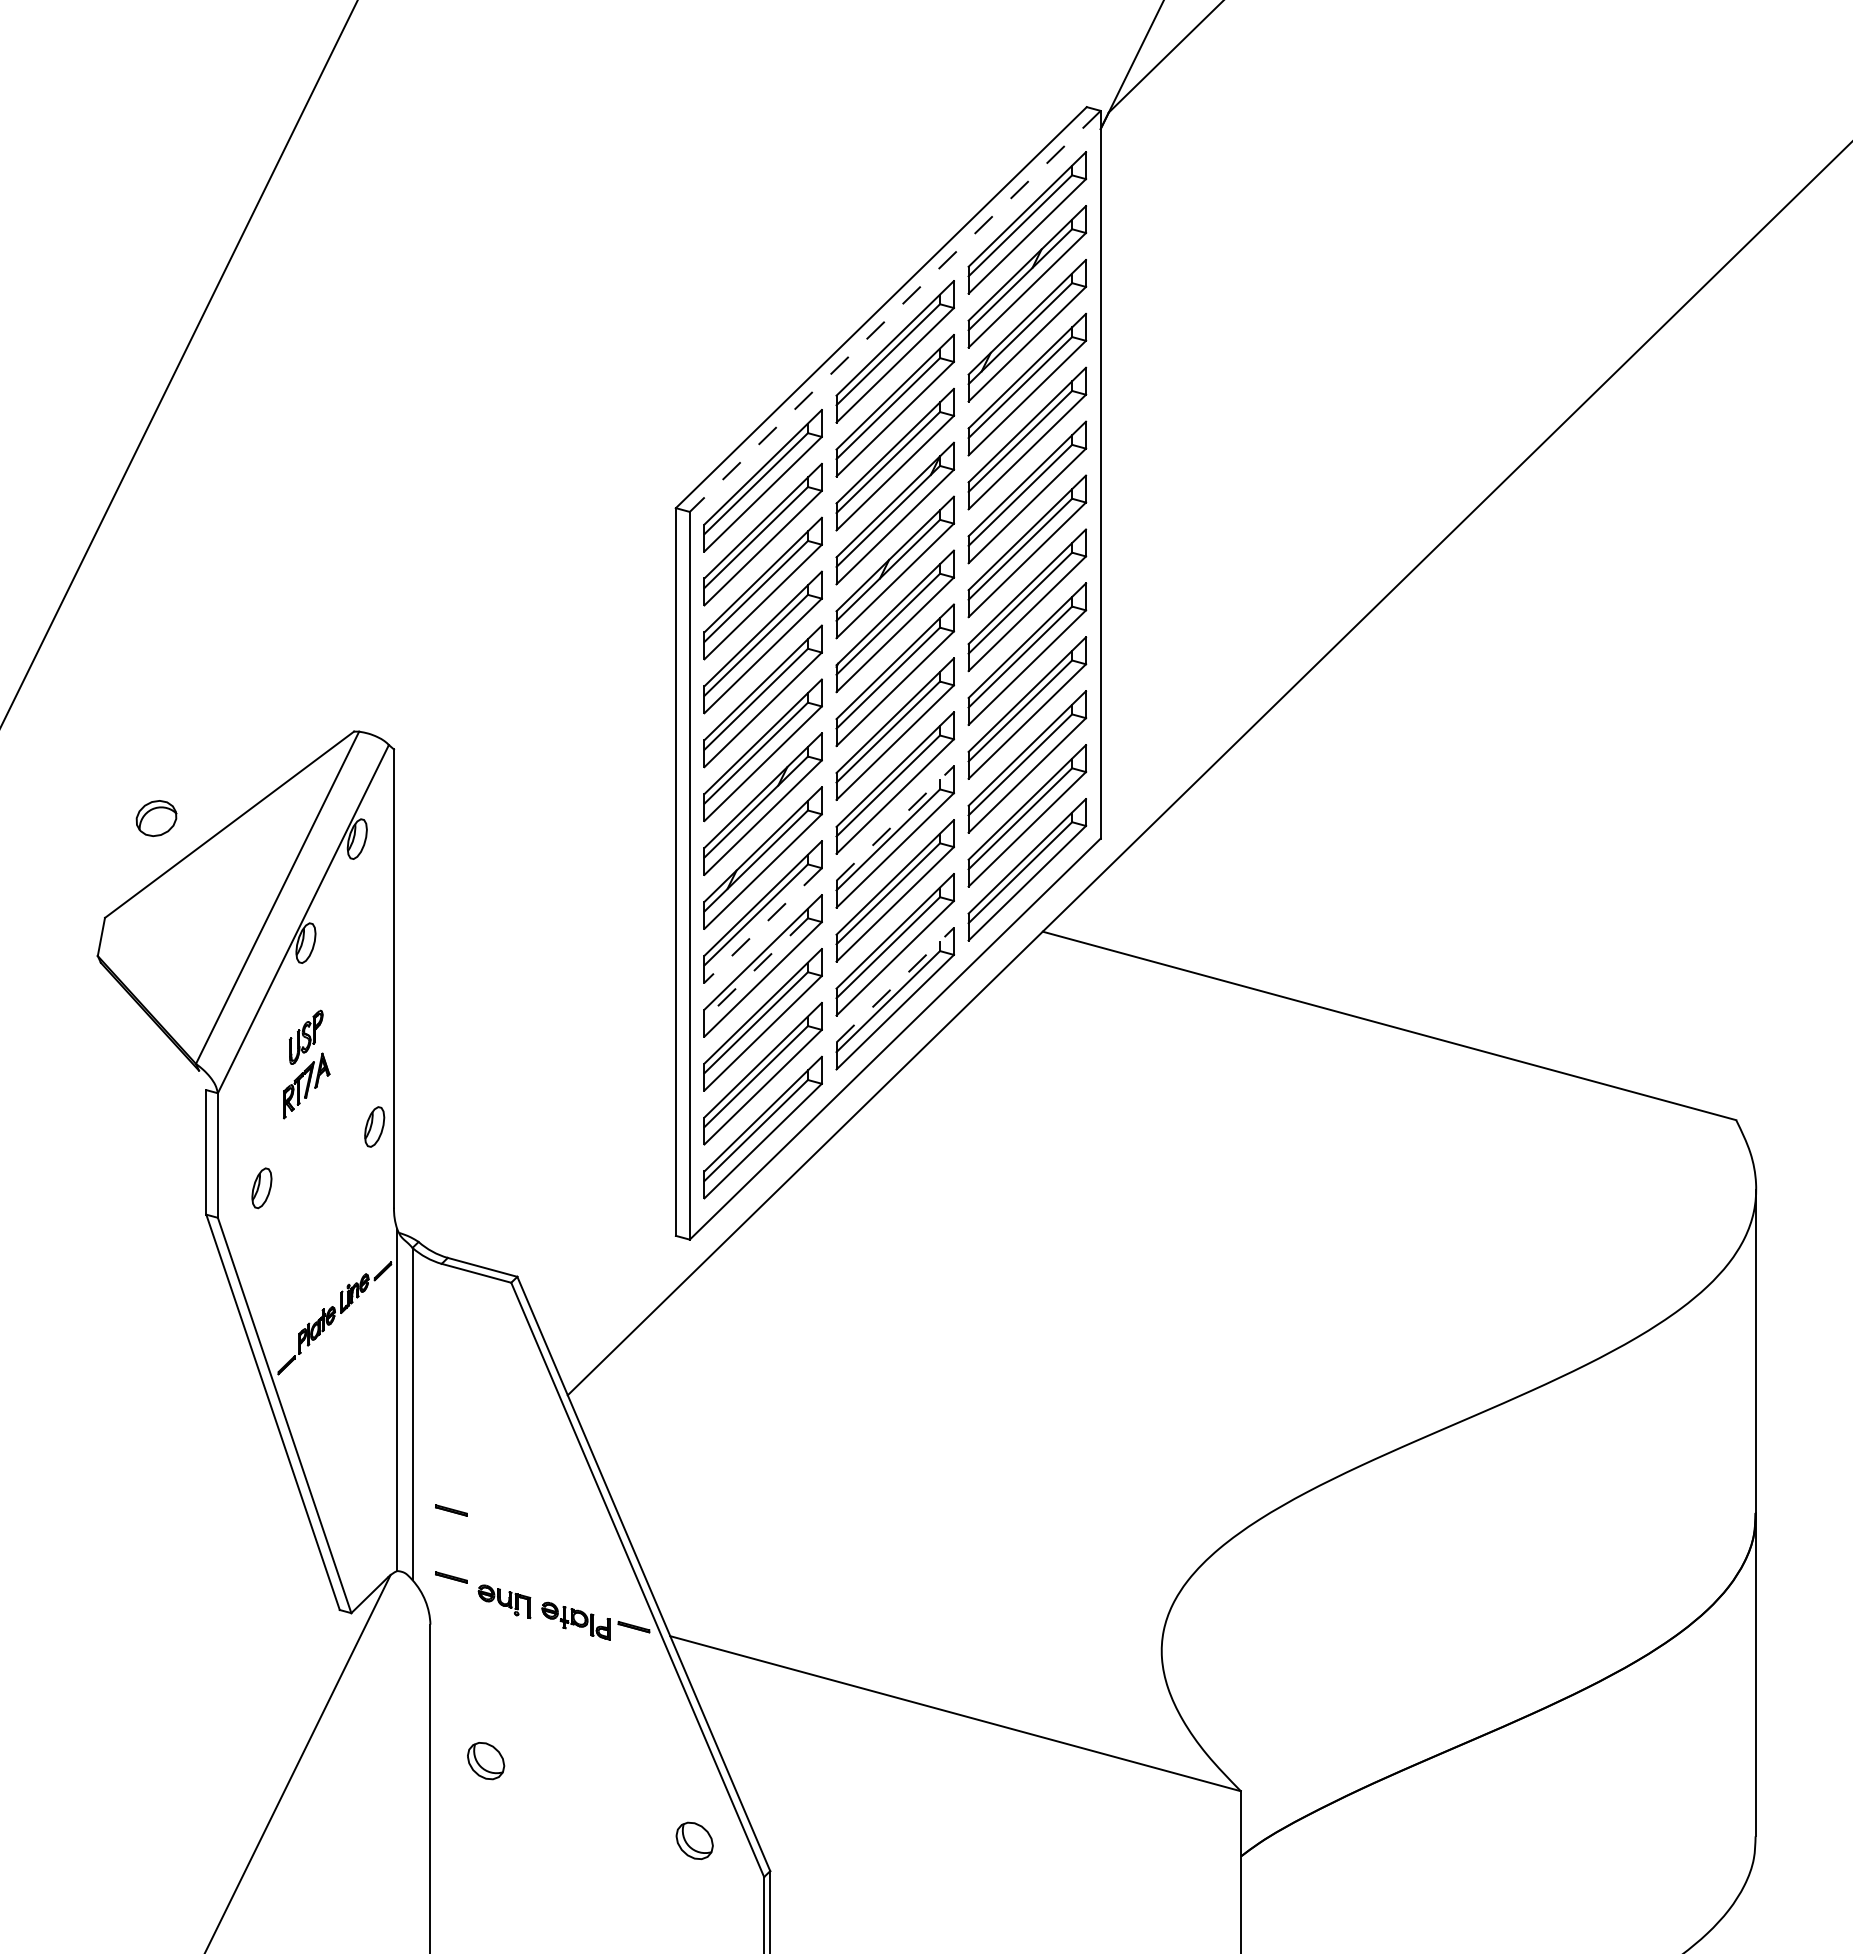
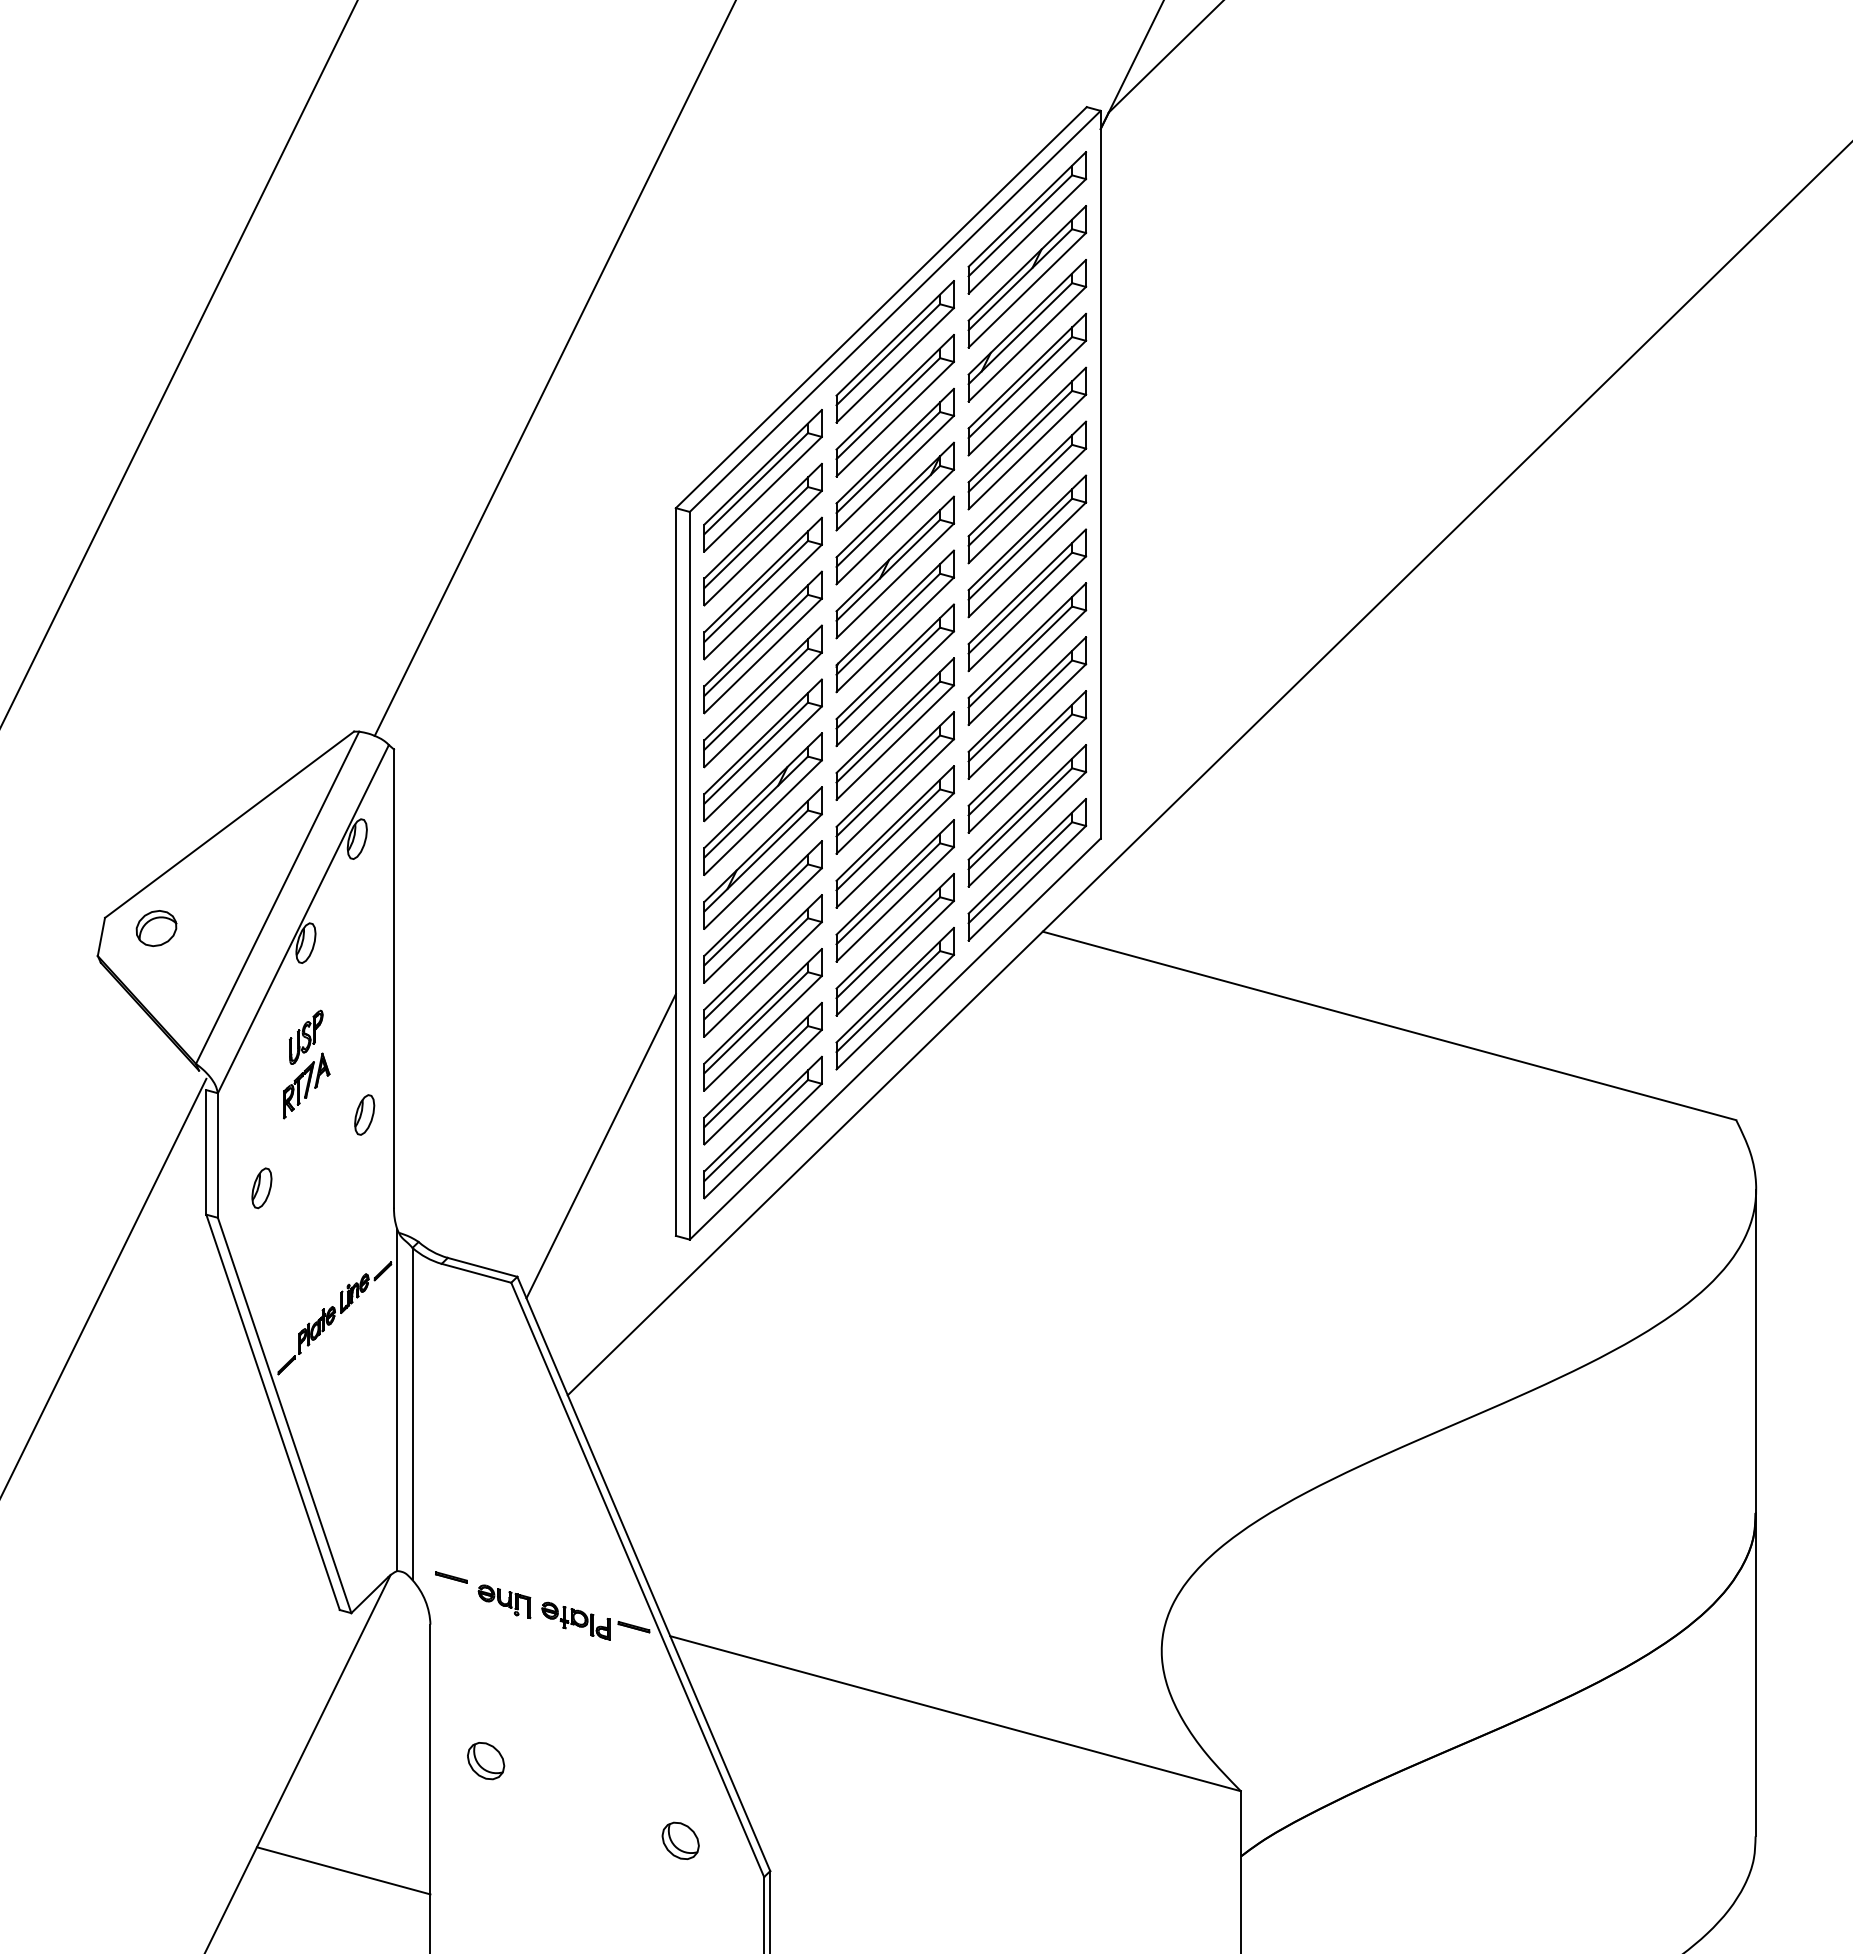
line: dashed -> solid (894, 311)
line: none -> present (554, 369)
part position: (156, 818) -> (156, 928) (156, 928)
line: dashed -> solid (895, 823)
line: dashed -> solid (762, 925)
line: dashed -> solid (755, 969)
line: dashed -> solid (895, 984)
part position: (374, 1126) -> (364, 1114) (364, 1114)
line: none -> present (600, 1146)
line: none -> present (104, 1286)
part: present -> none (451, 1510)
part position: (694, 1840) -> (680, 1840) (680, 1840)
line: none -> present (343, 1870)
